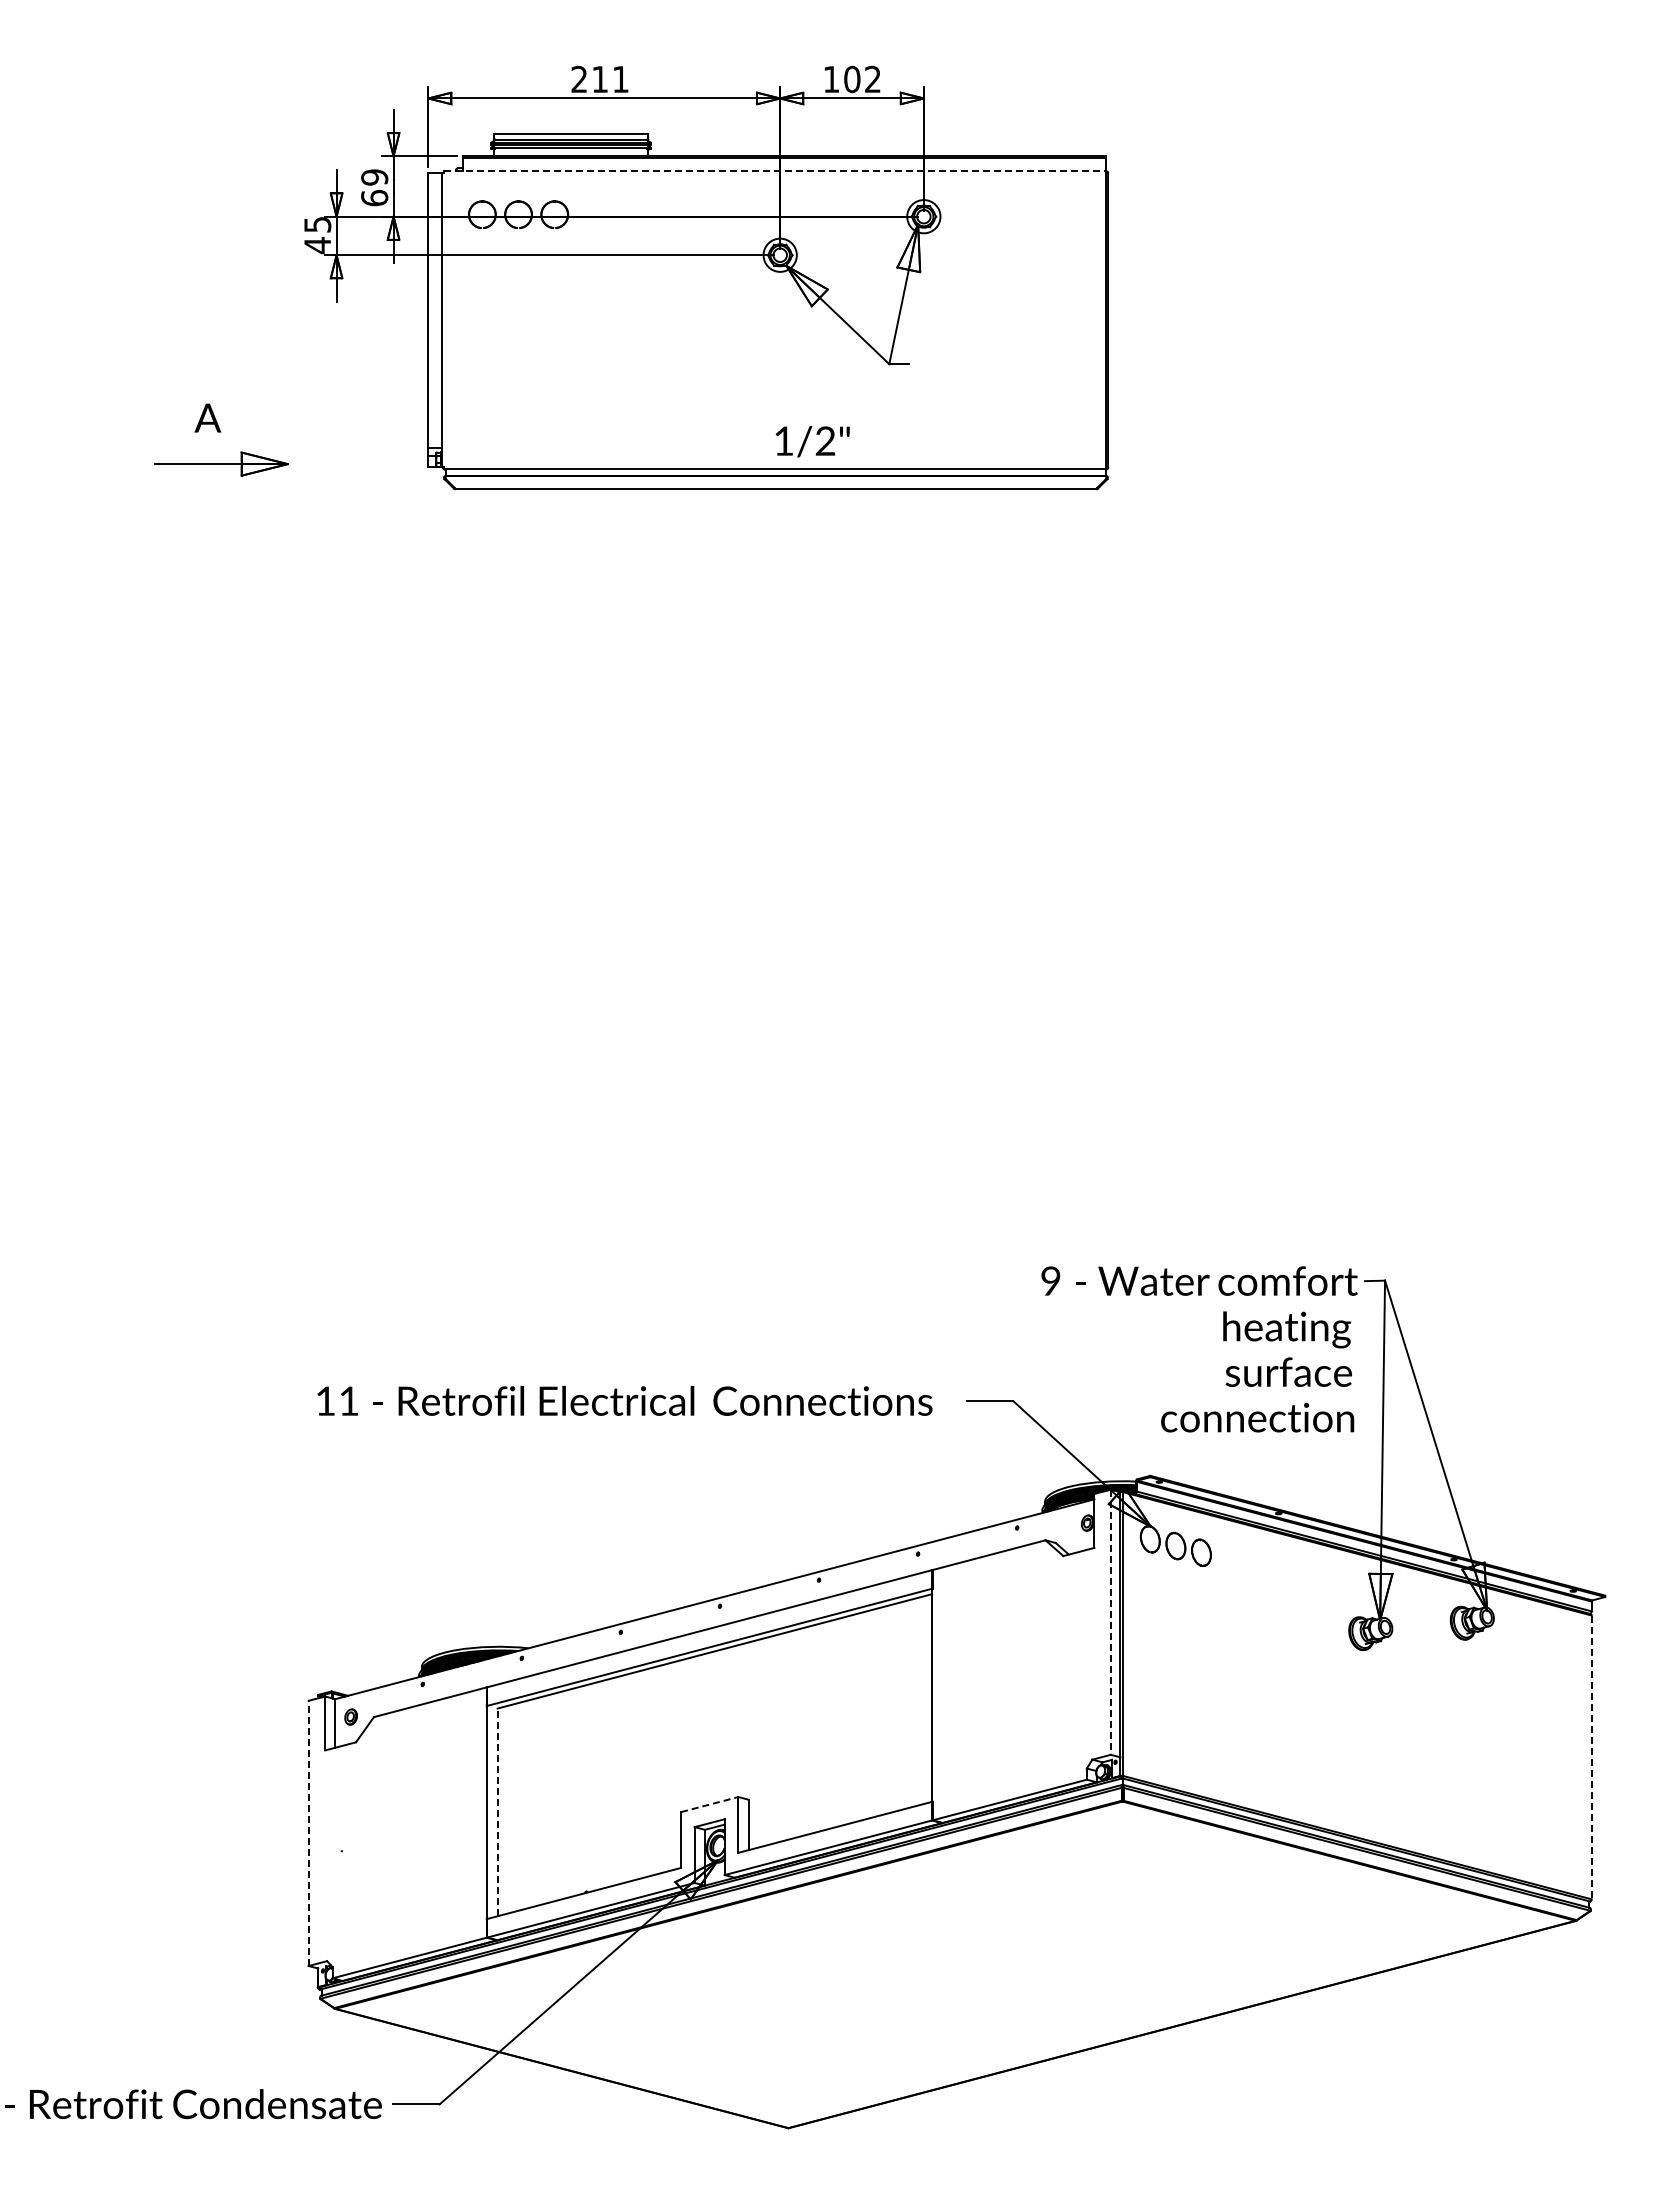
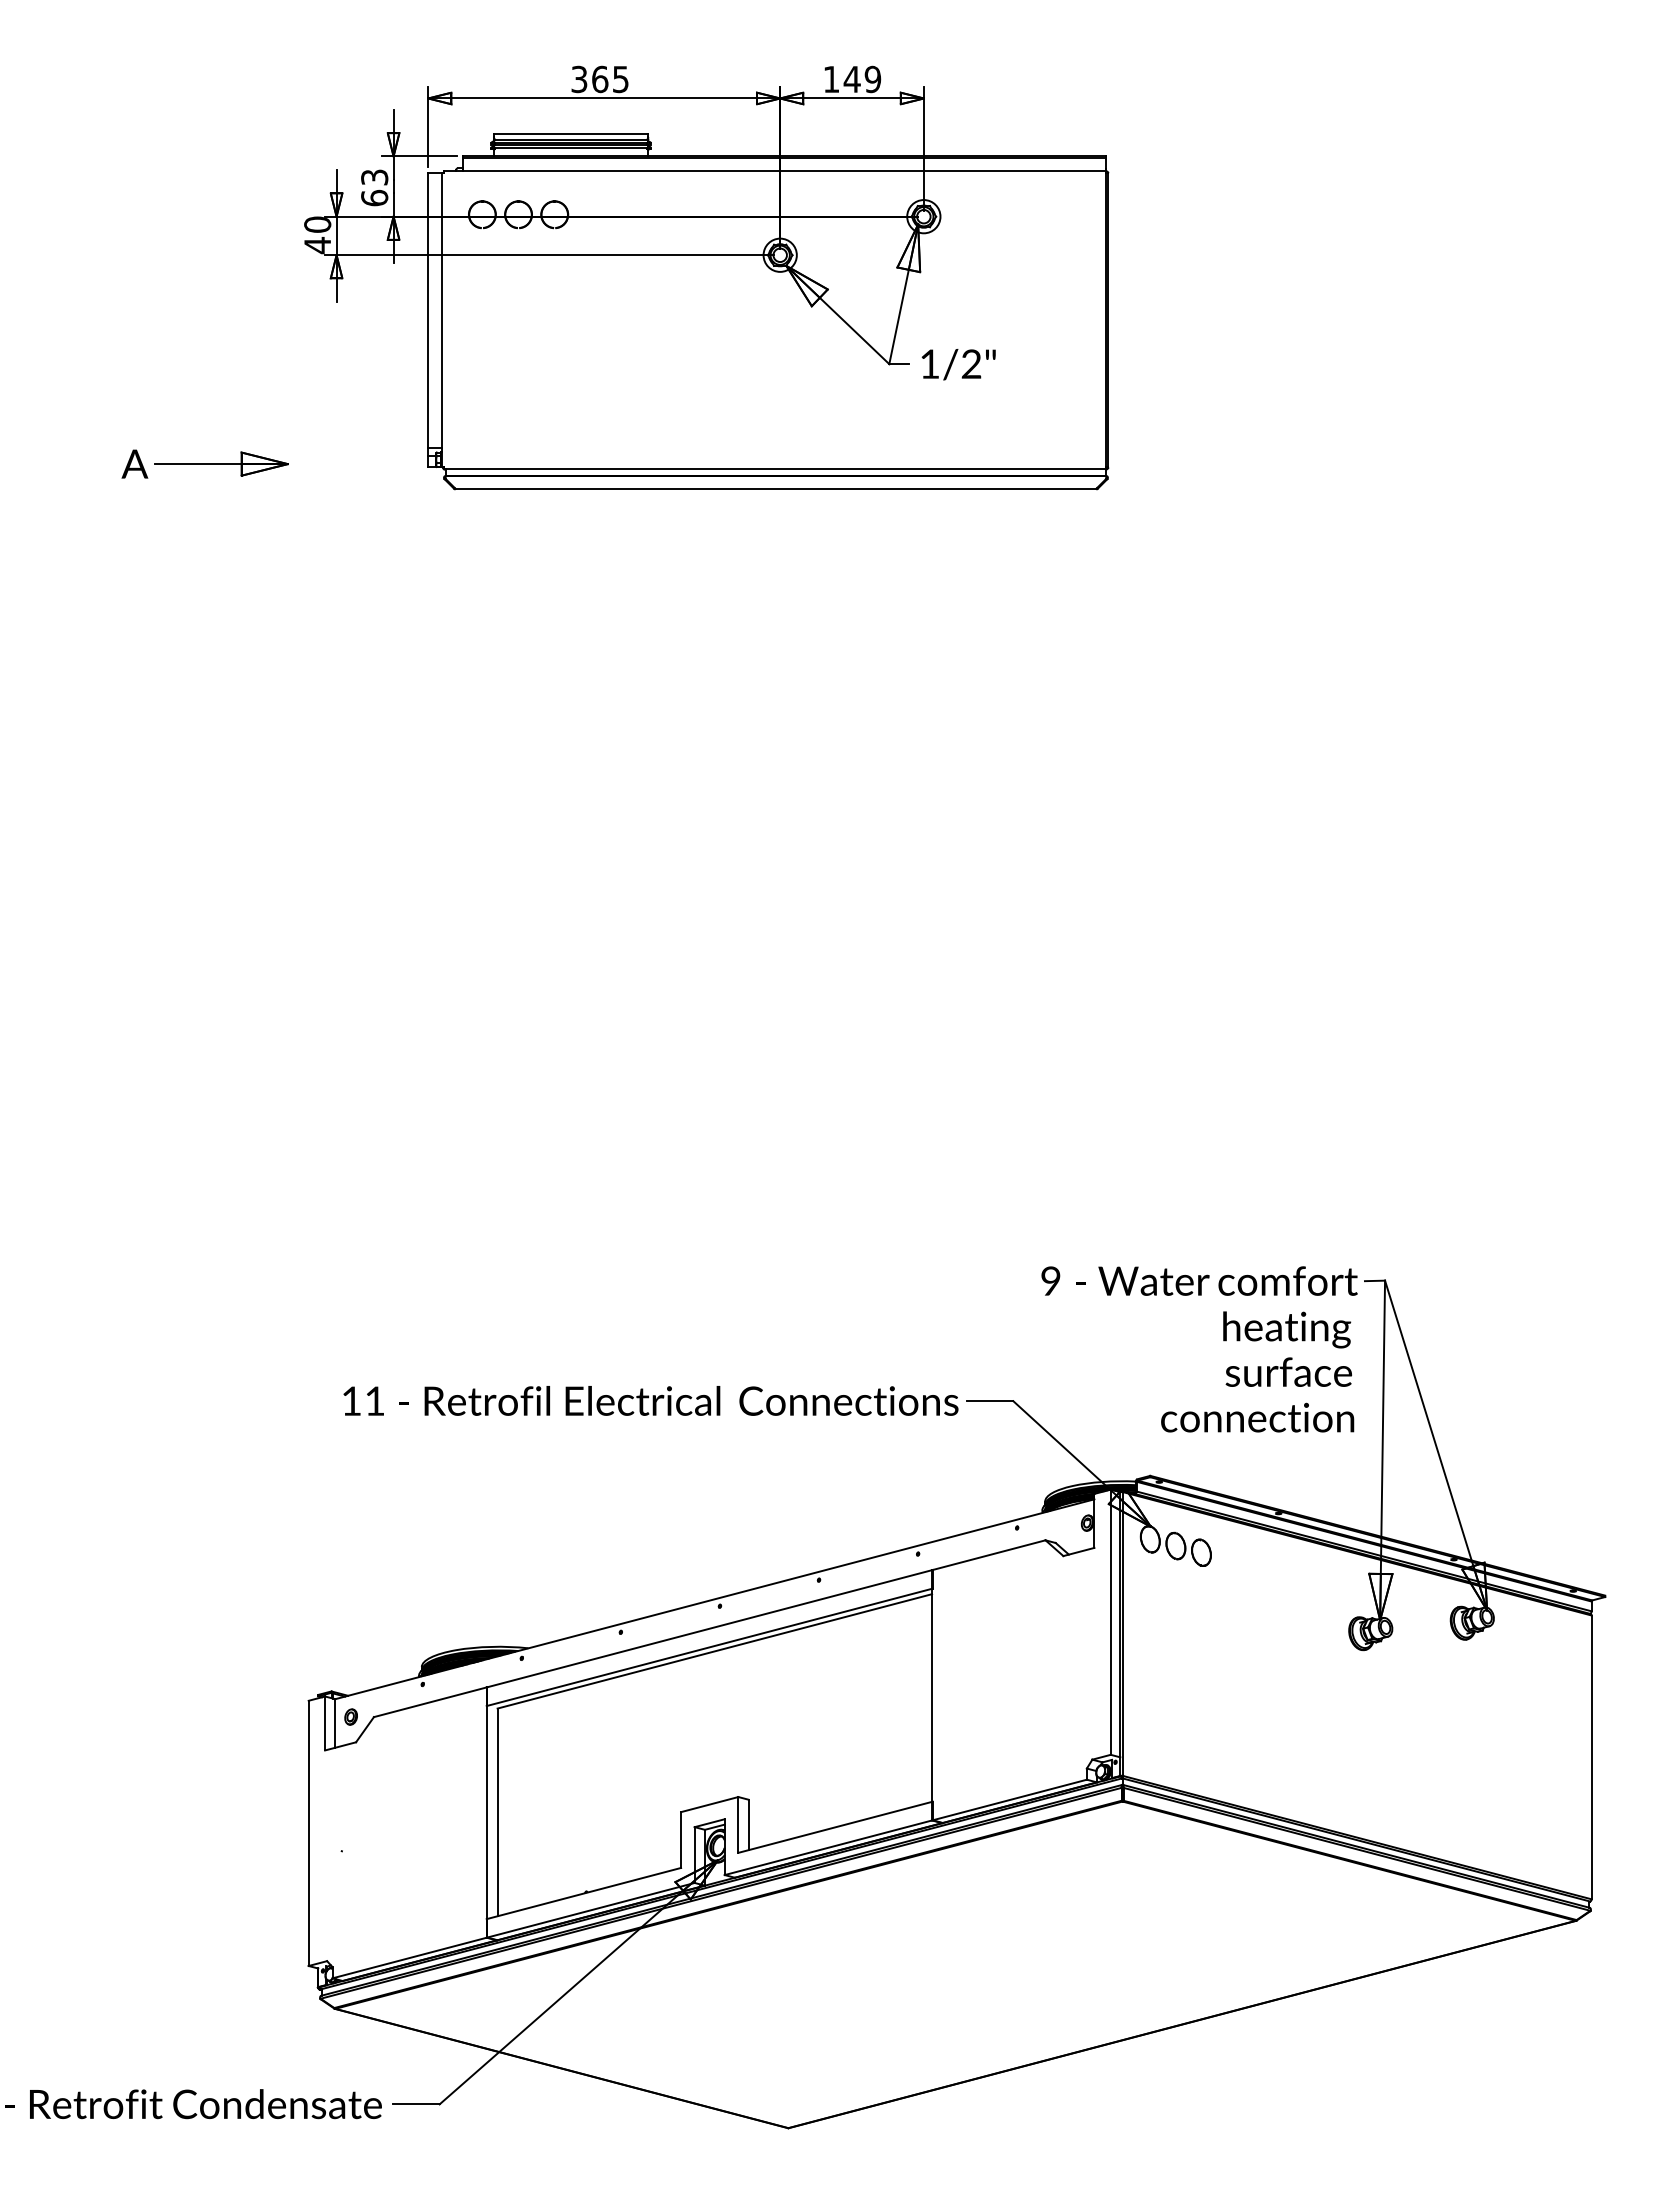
text: 211 -> 365 (599, 79)
text: 102 -> 149 (862, 79)
line: dashed -> solid (775, 171)
text: 69 -> 63 (374, 177)
text: 45 -> 40 (317, 224)
text position: (207, 417) -> (134, 463) (134, 463)
text position: (812, 441) -> (958, 364) (958, 364)
text position: (624, 1400) -> (650, 1400) (650, 1400)
line: dashed -> solid (1110, 1622)
line: dashed -> solid (1591, 1757)
line: dashed -> solid (709, 1804)
line: dashed -> solid (497, 1812)
line: dashed -> solid (308, 1833)
